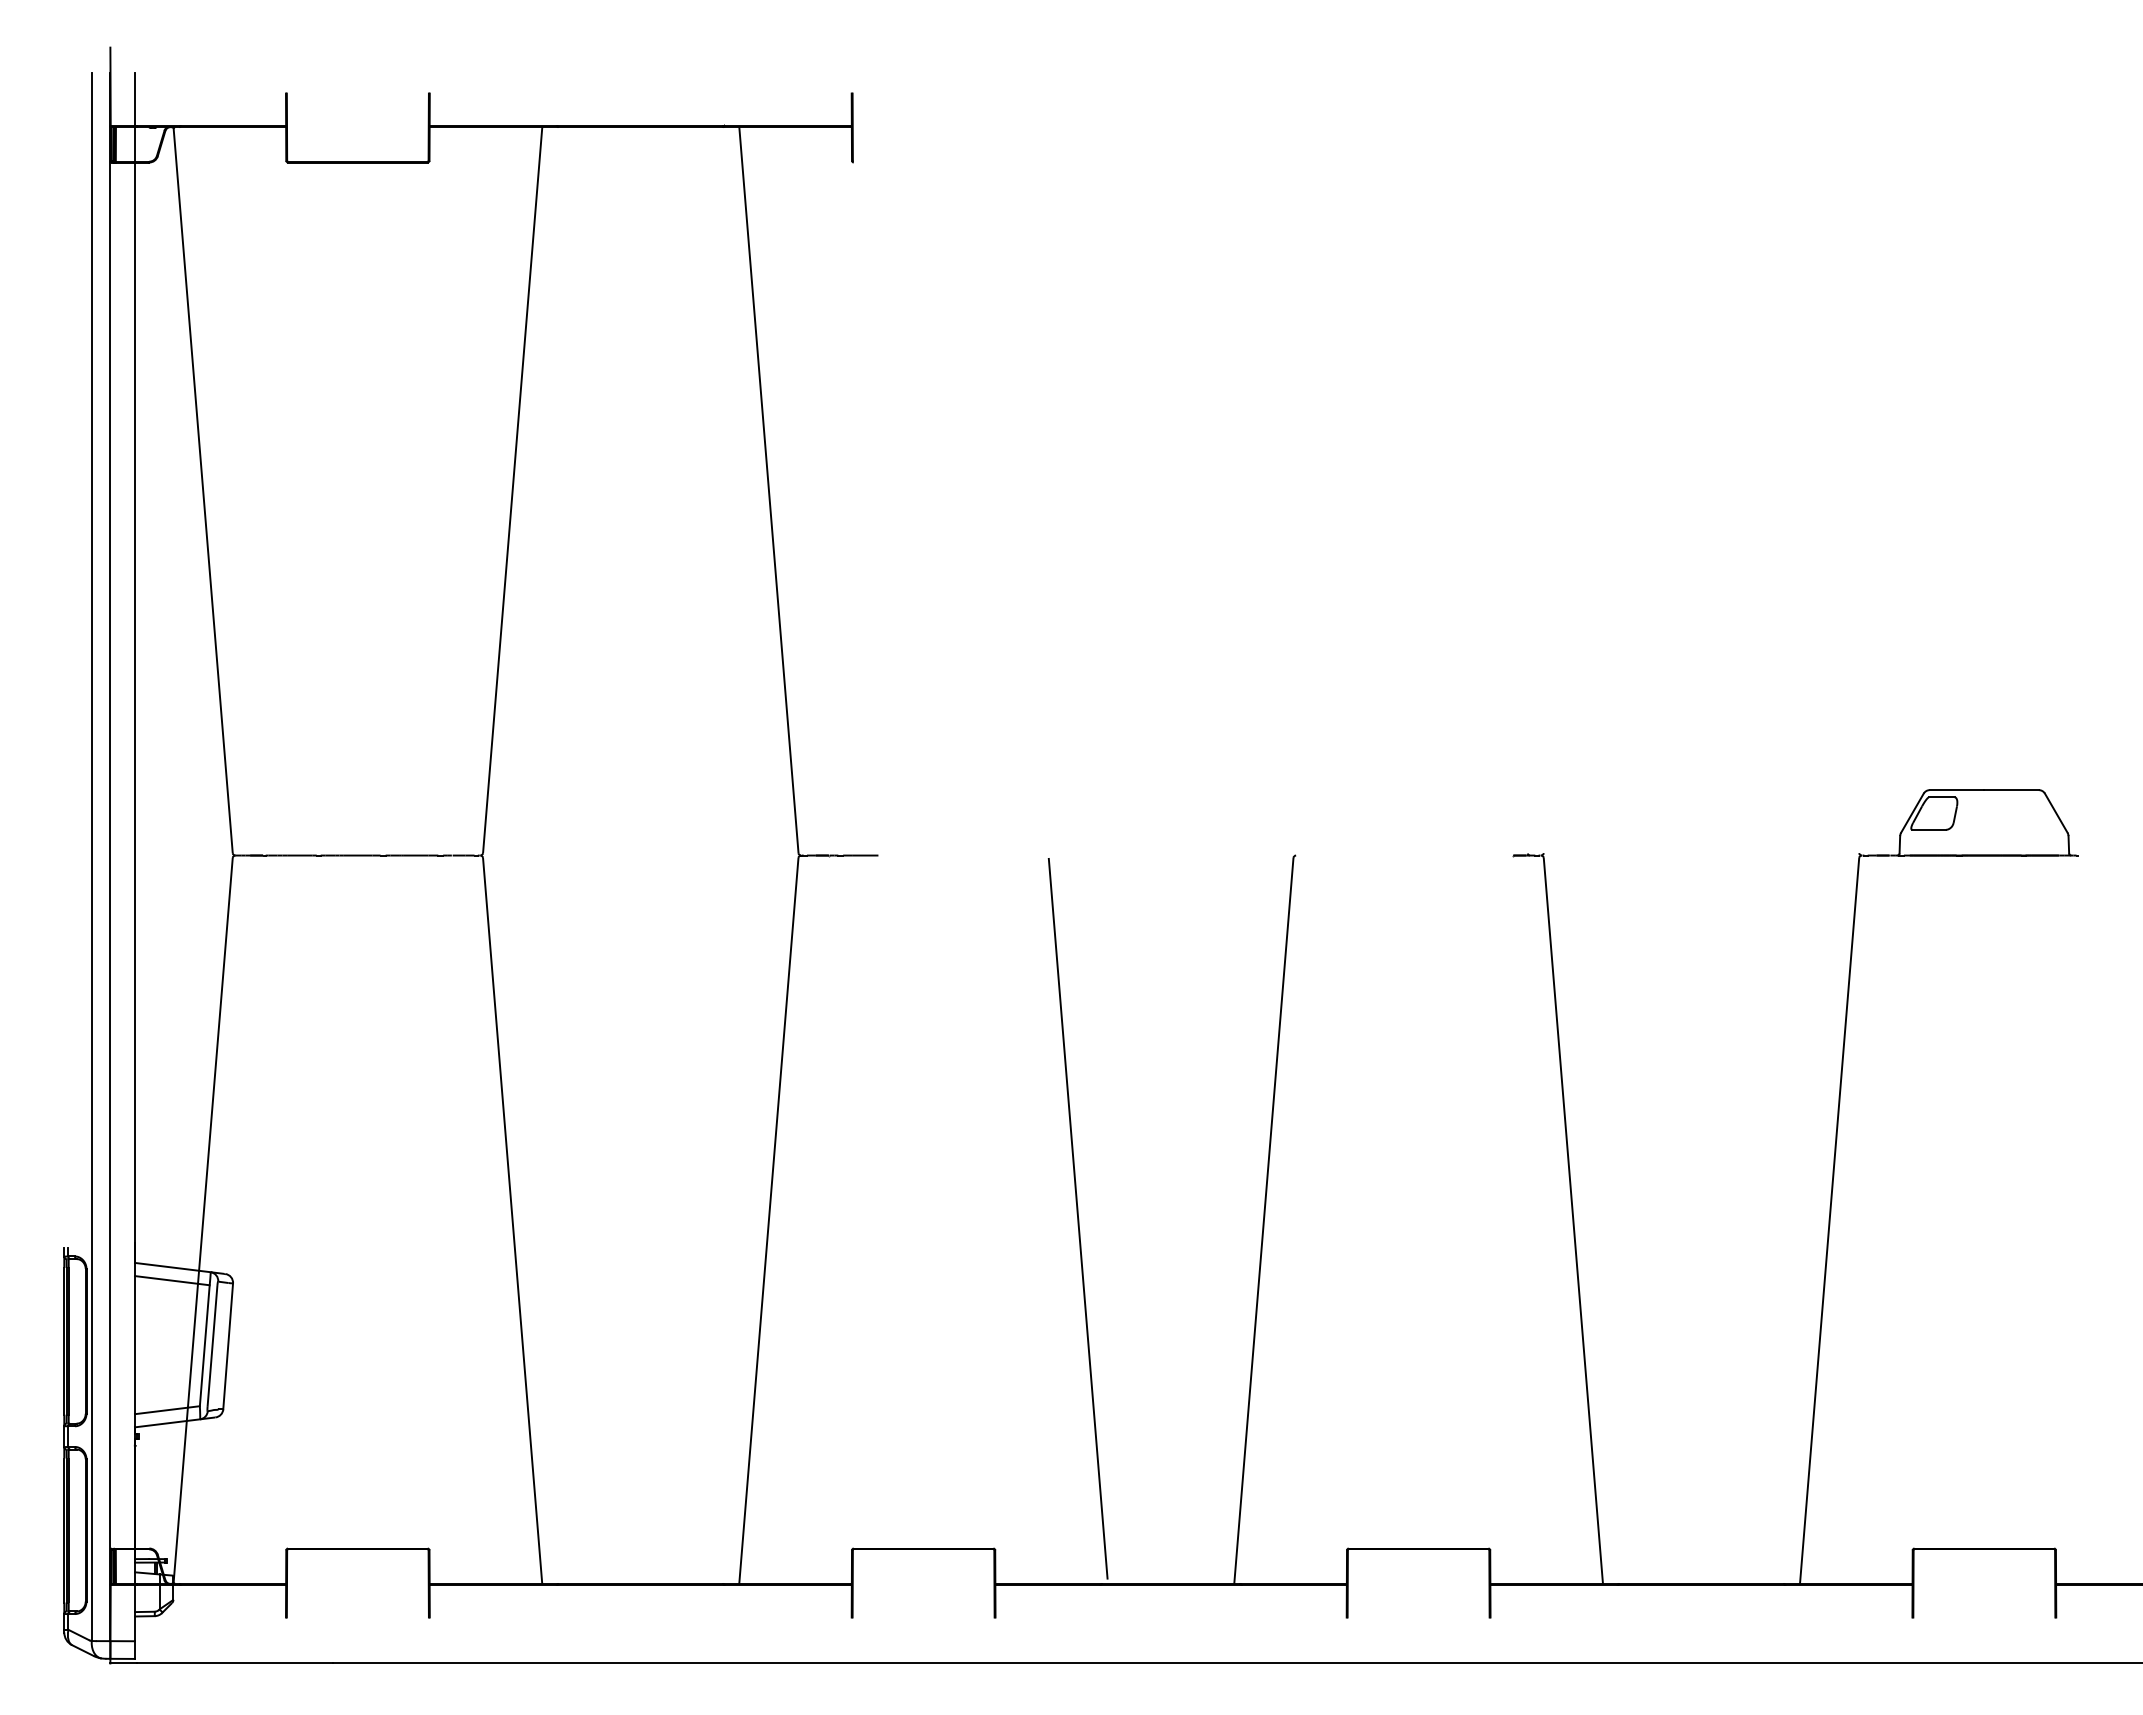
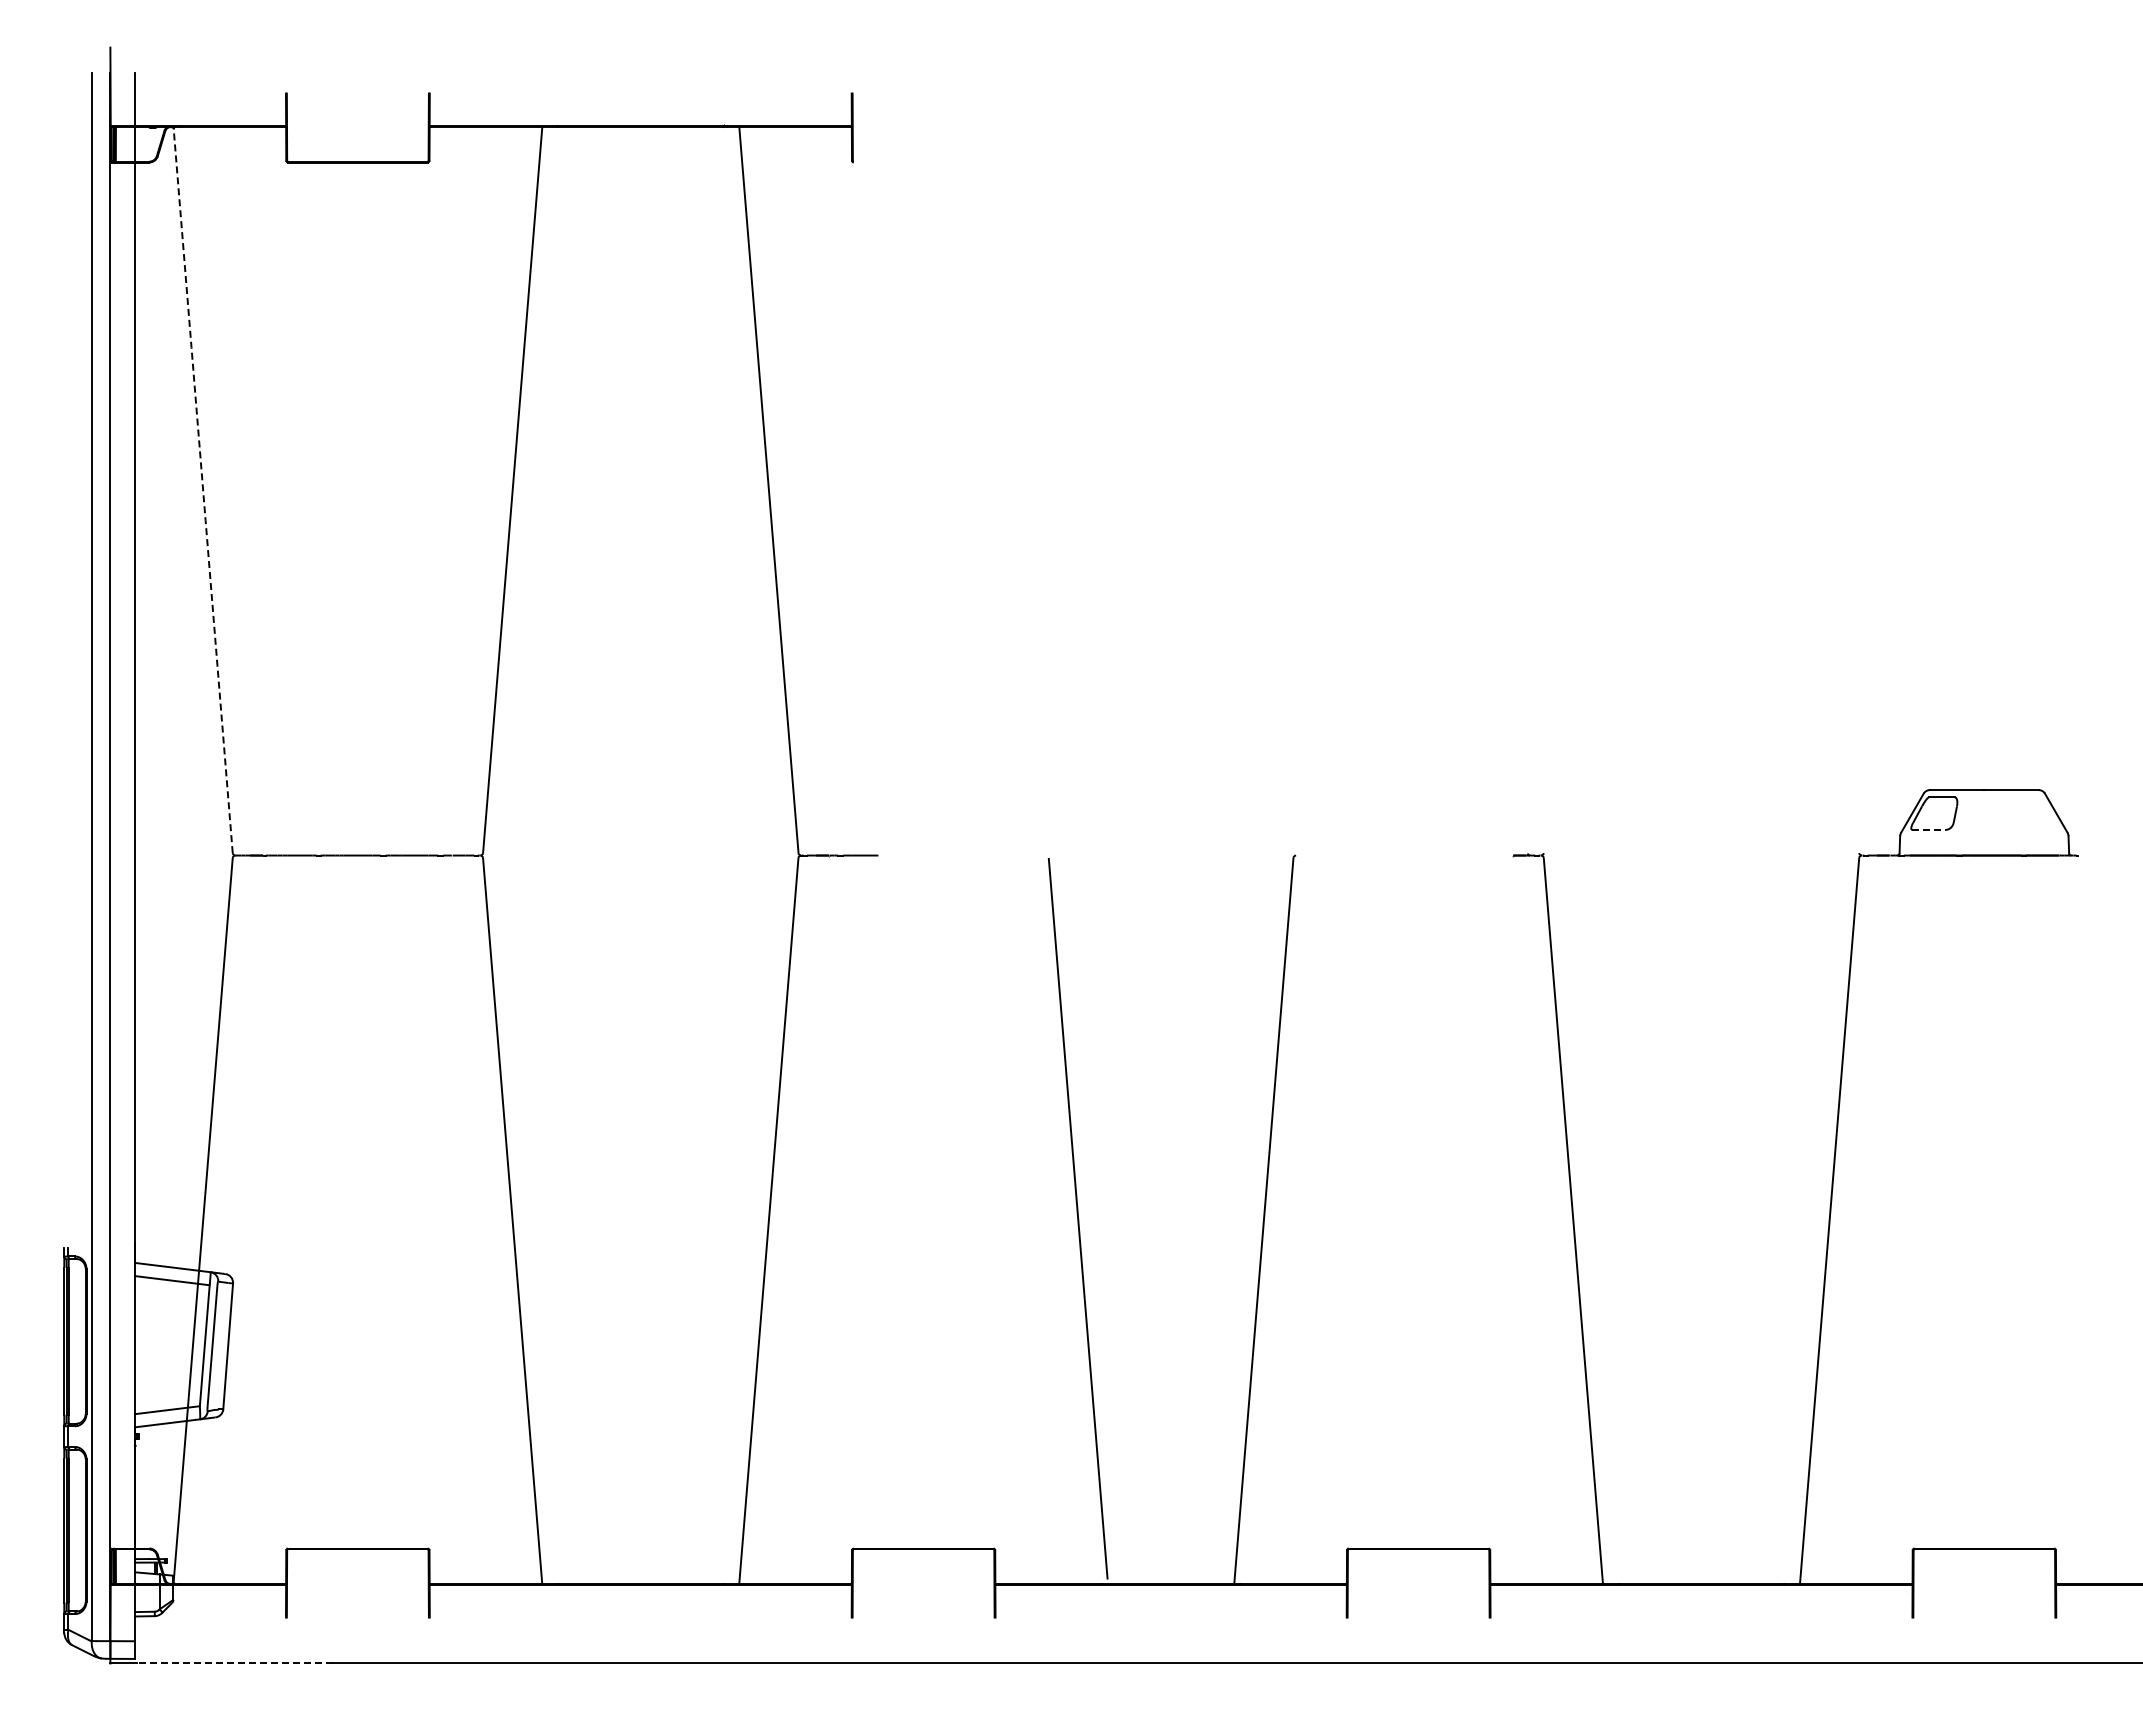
line: solid -> dashed (203, 489)
line: solid -> dashed (1929, 829)
line: solid -> dashed (234, 1663)
